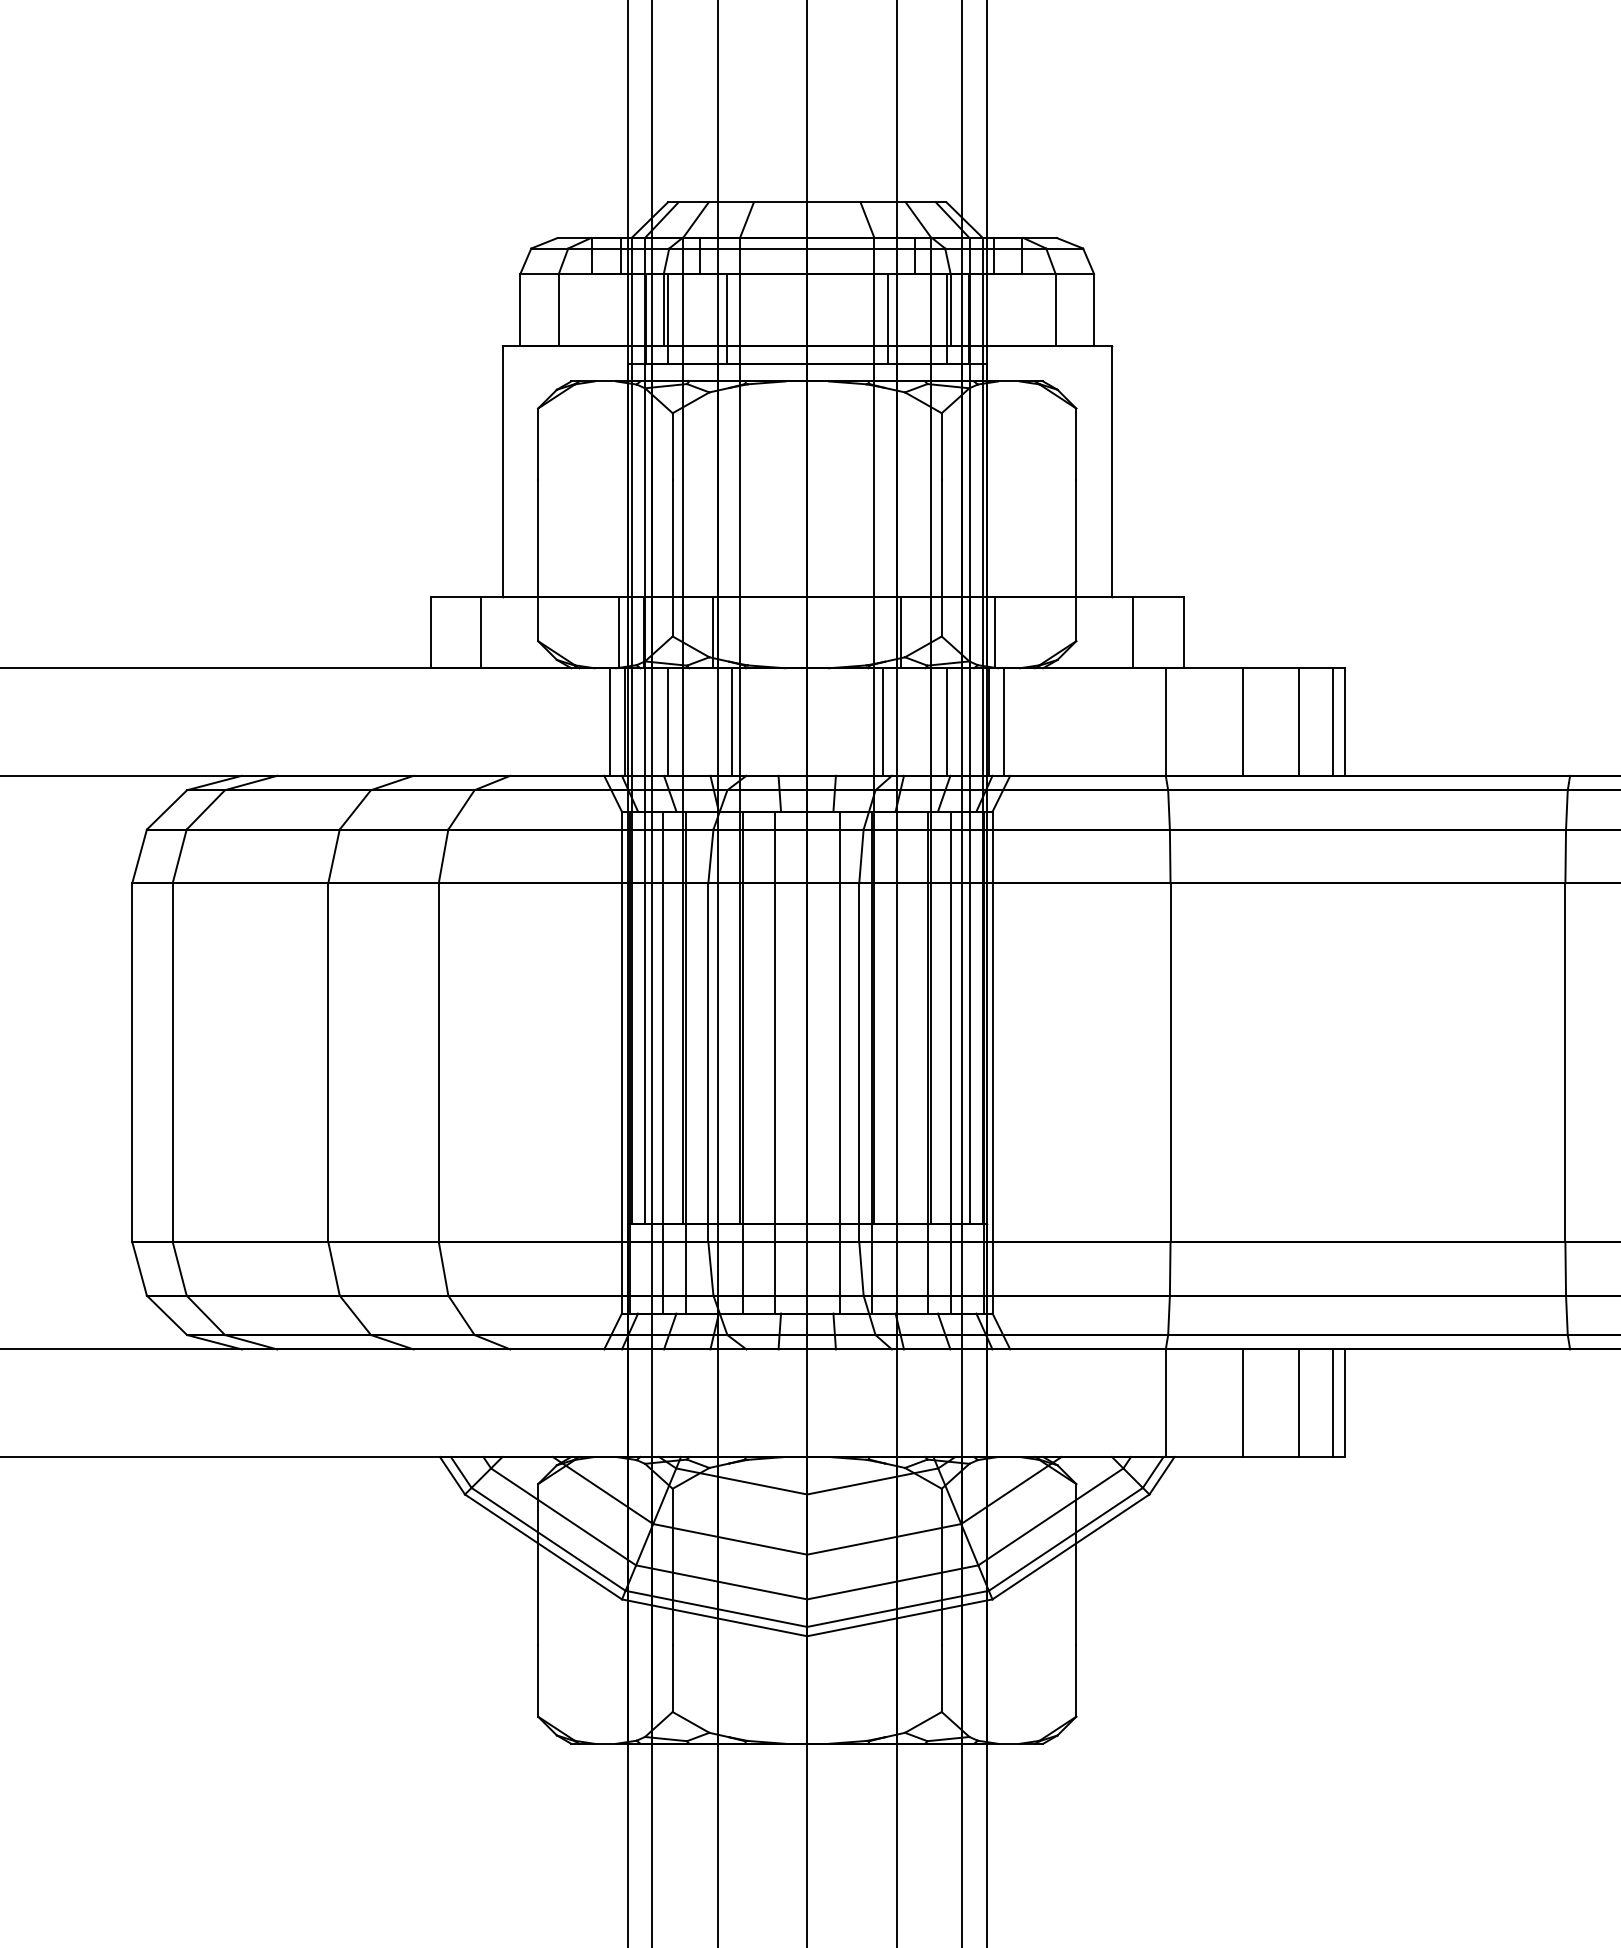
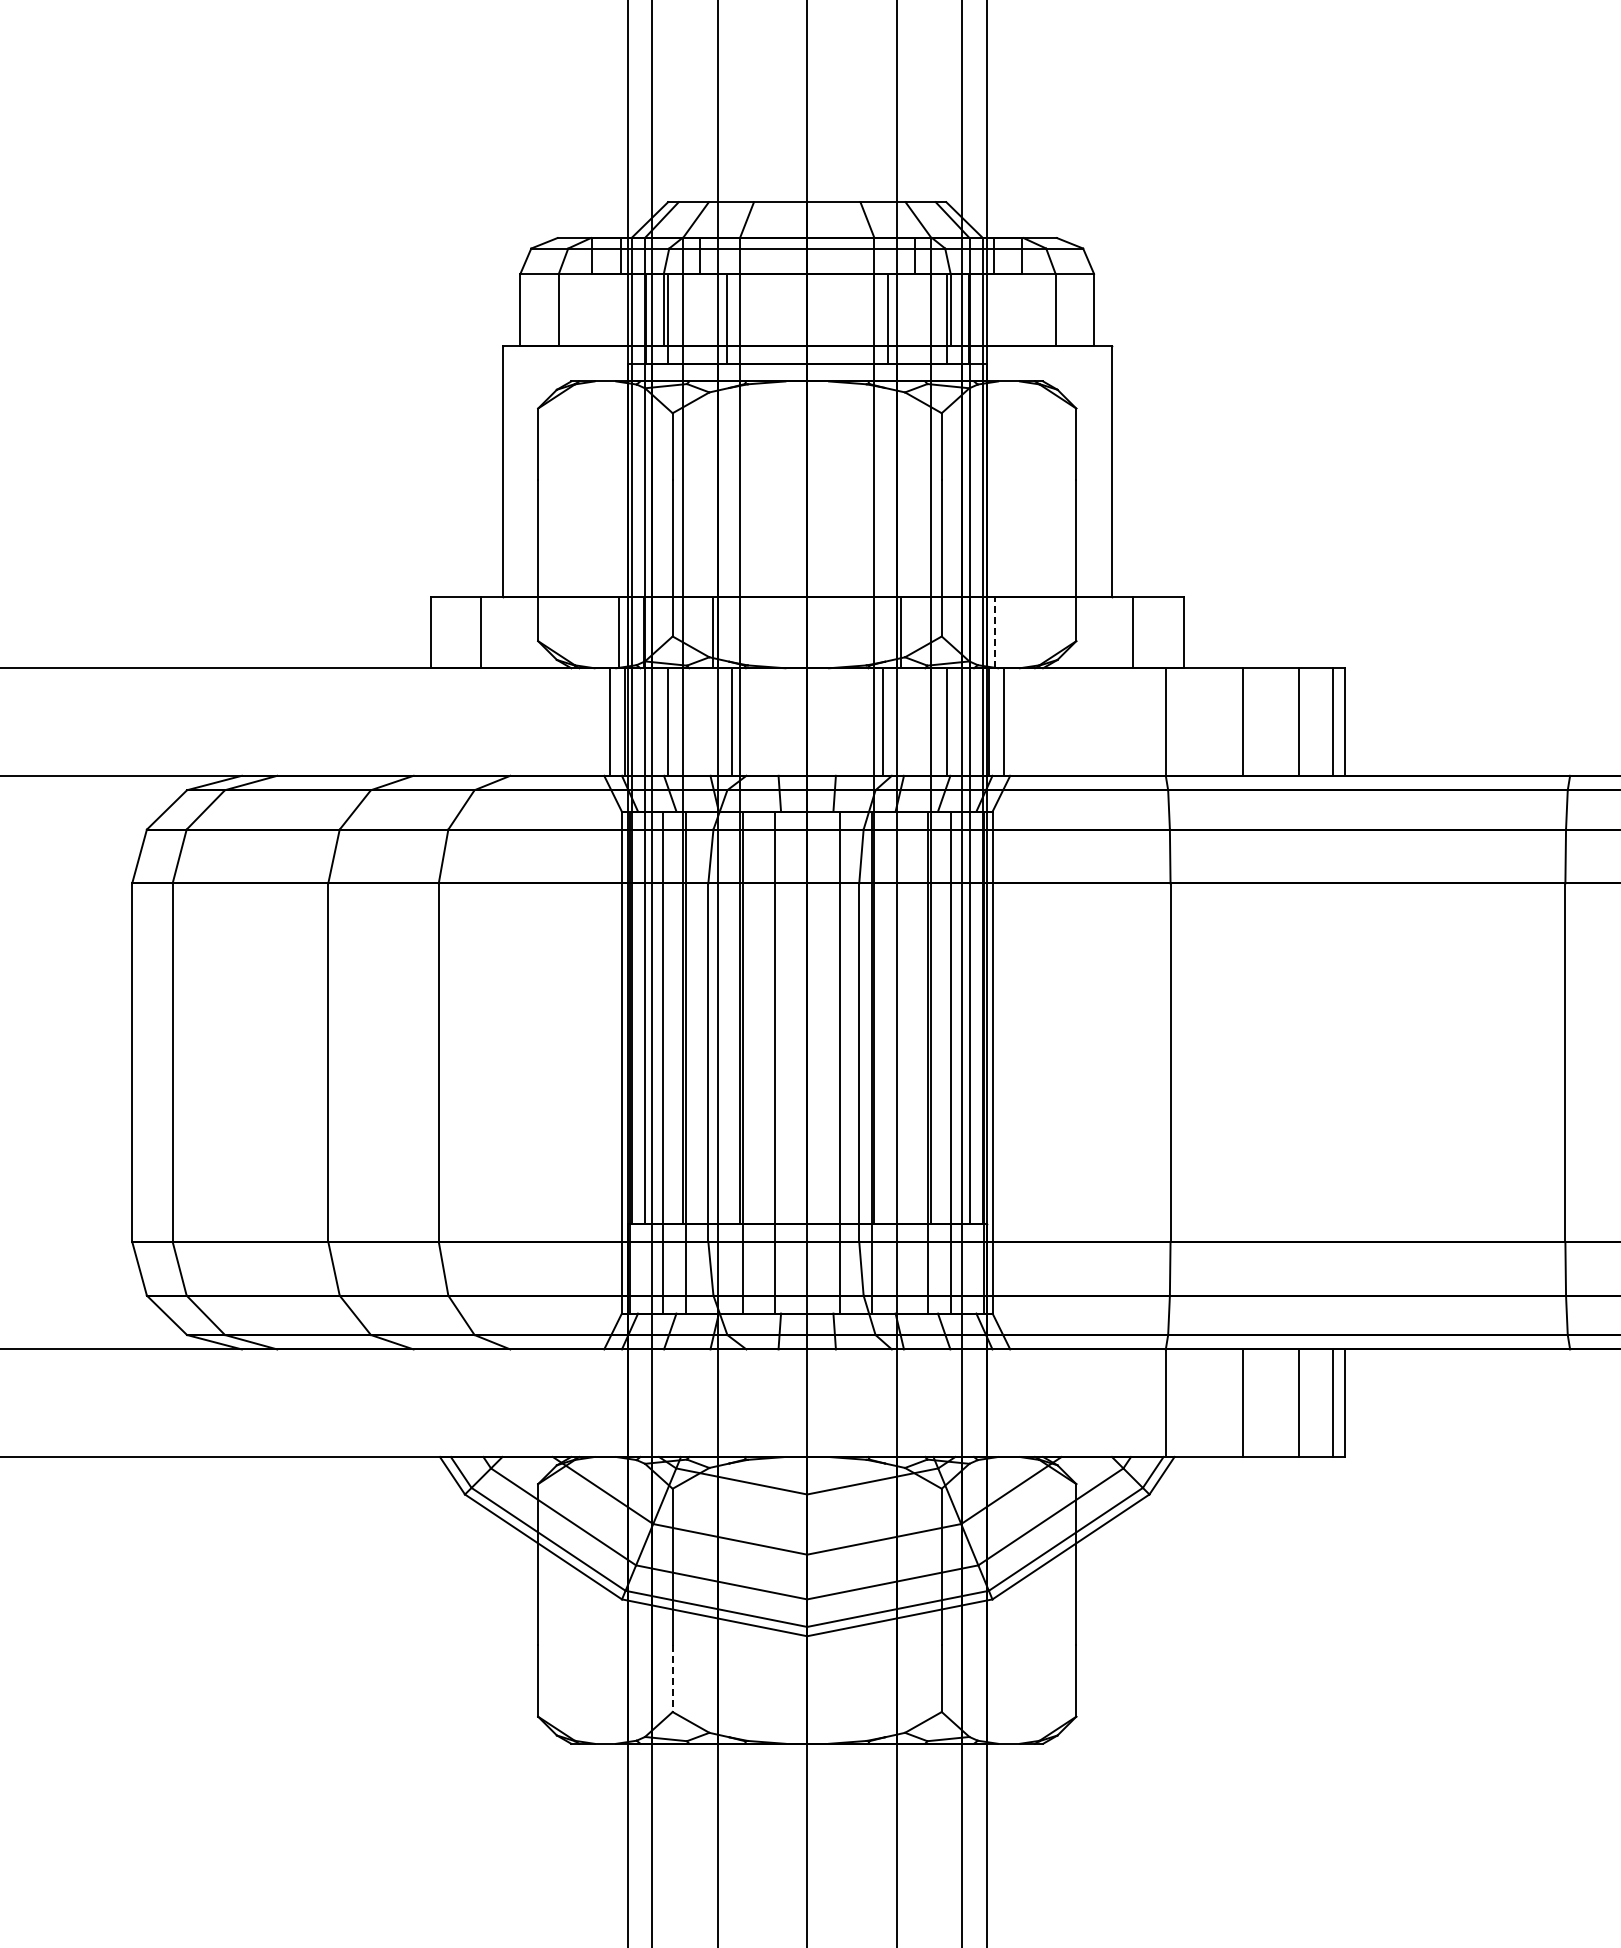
line: solid -> dashed (995, 632)
line: solid -> dashed (672, 1679)
